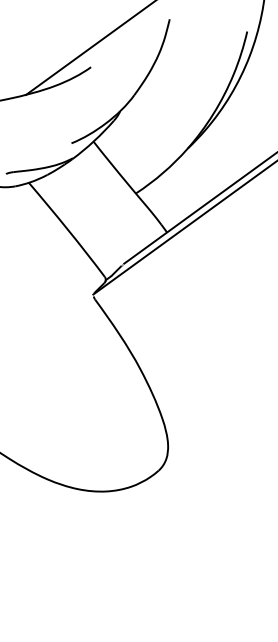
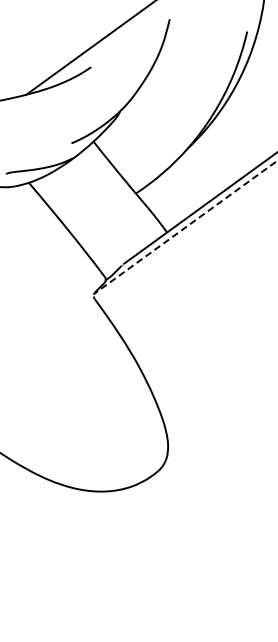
line: solid -> dashed (185, 227)
